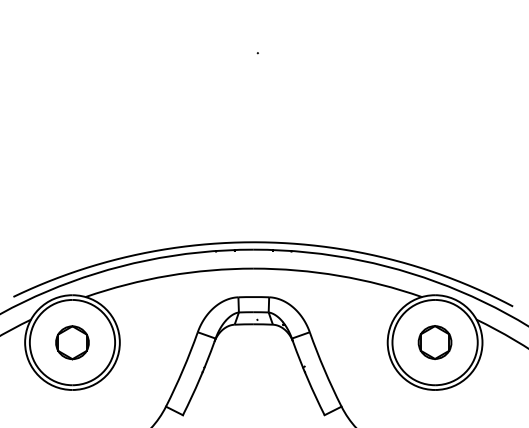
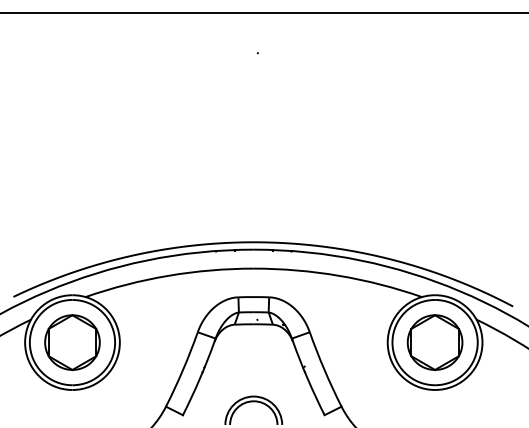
line: none -> present (263, 12)
part size: 35x36 px -> 57x58 px (72, 342)
part size: 36x35 px -> 58x57 px (434, 342)
part: none -> present (253, 402)
